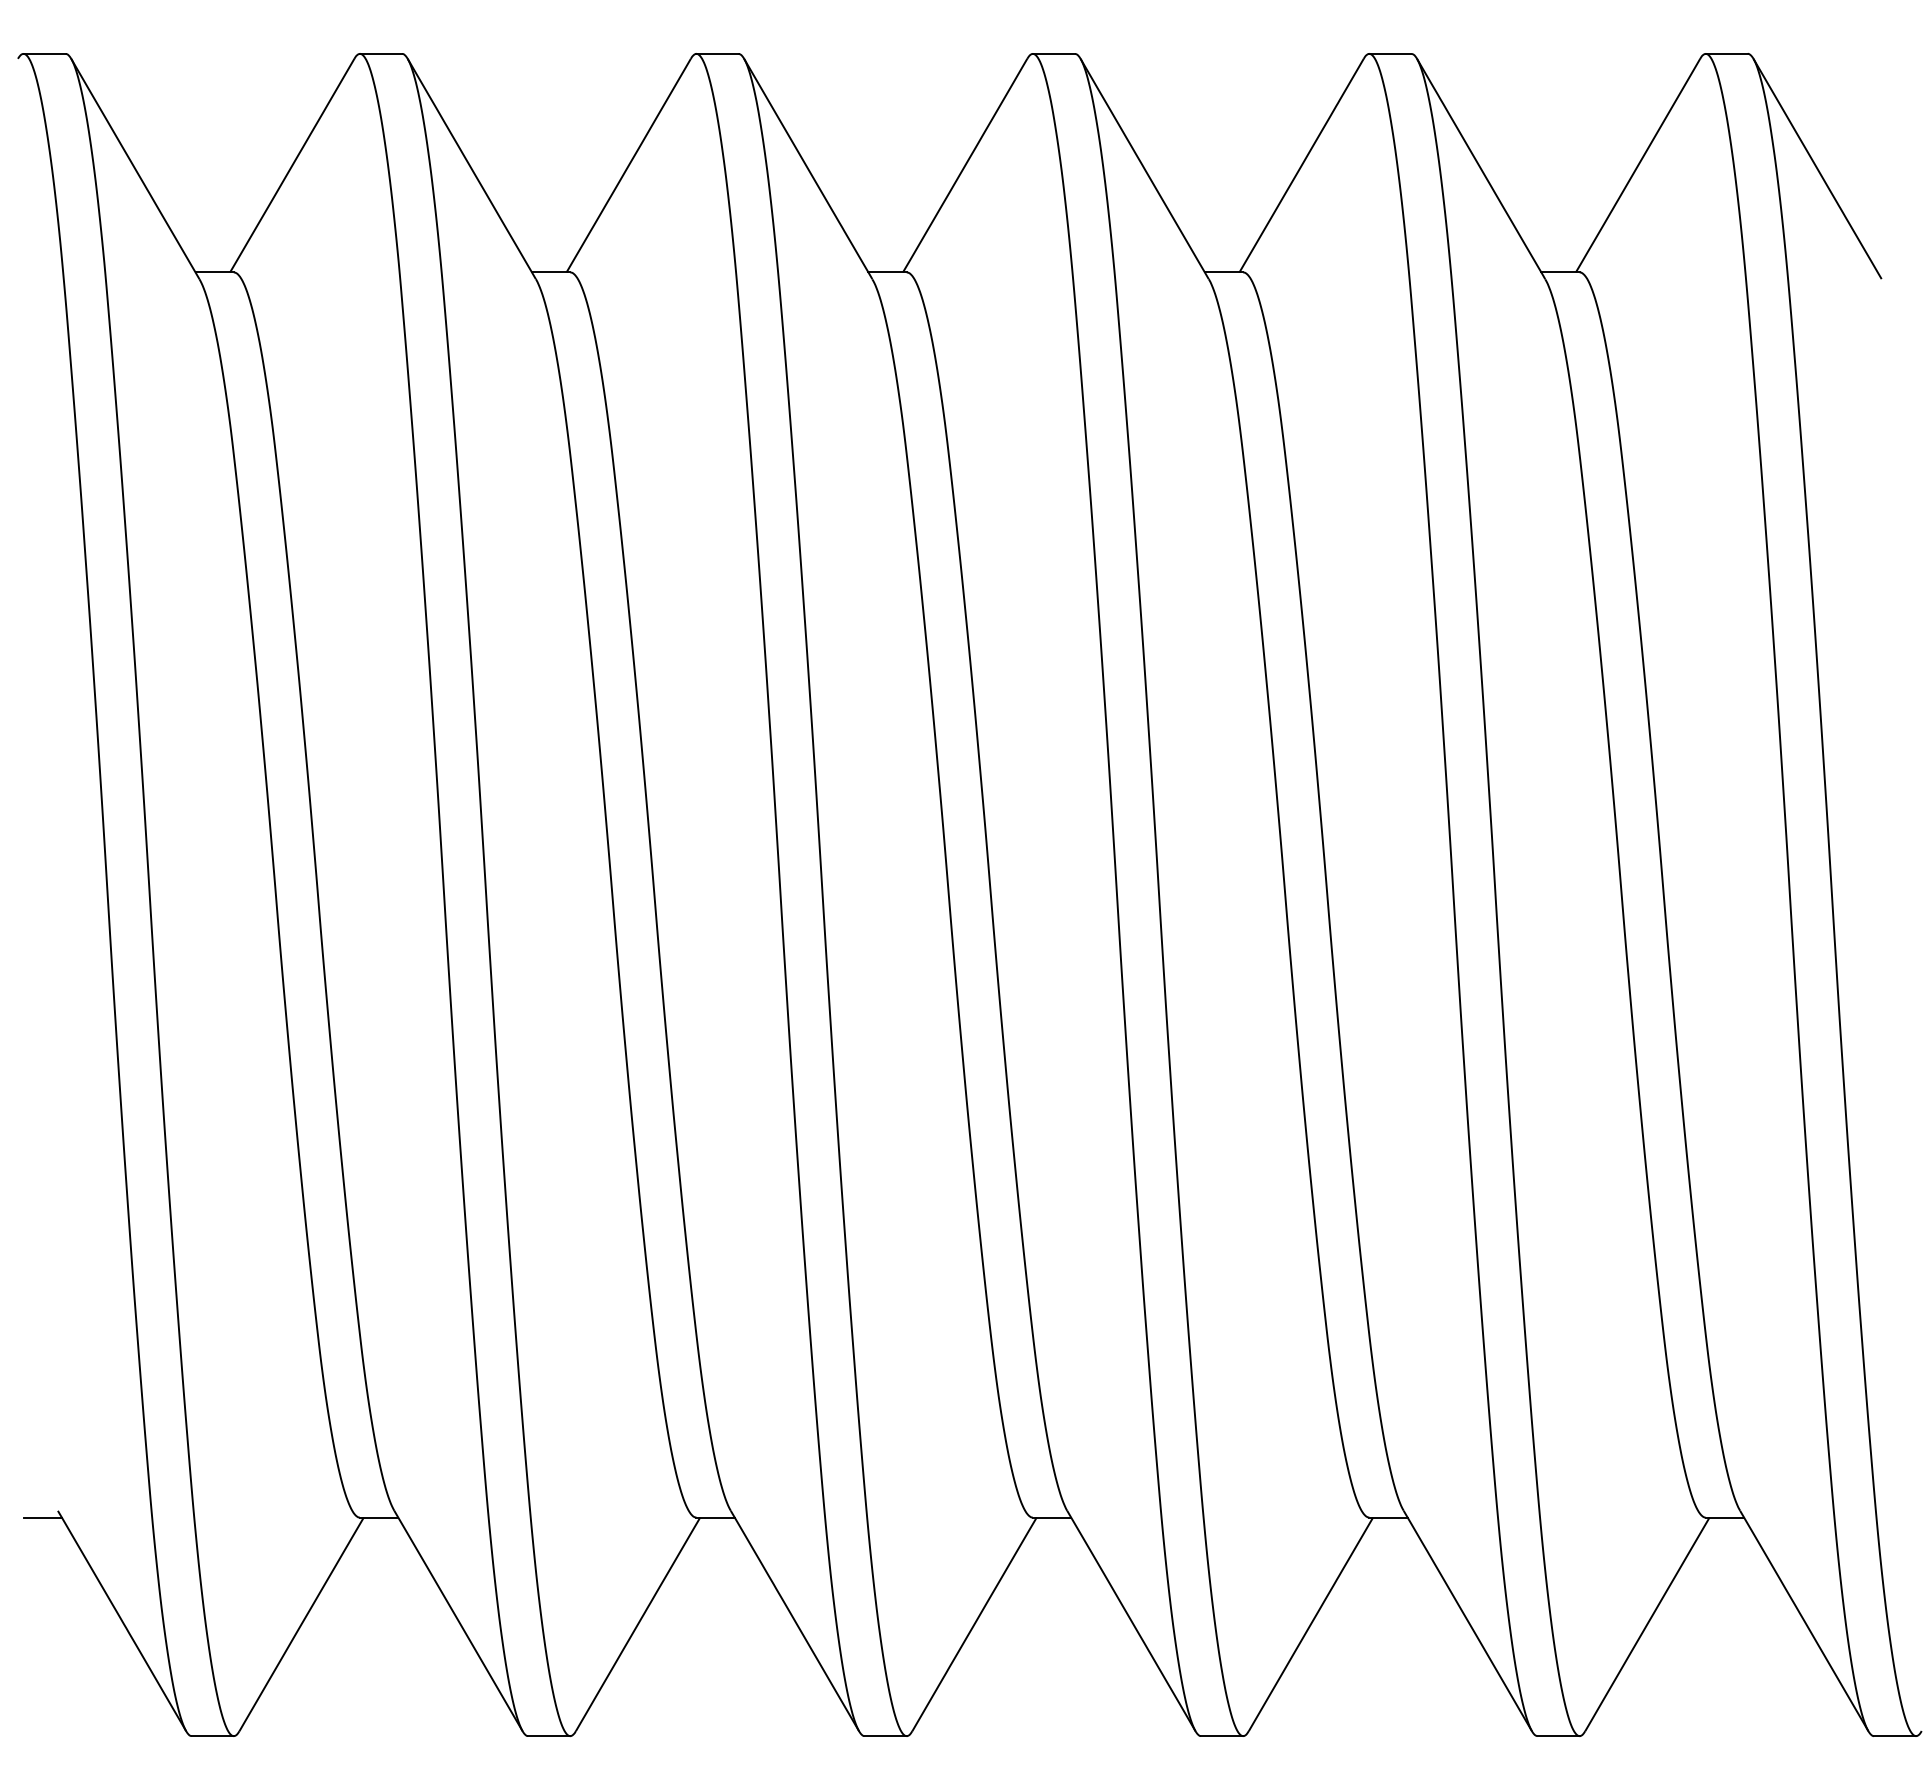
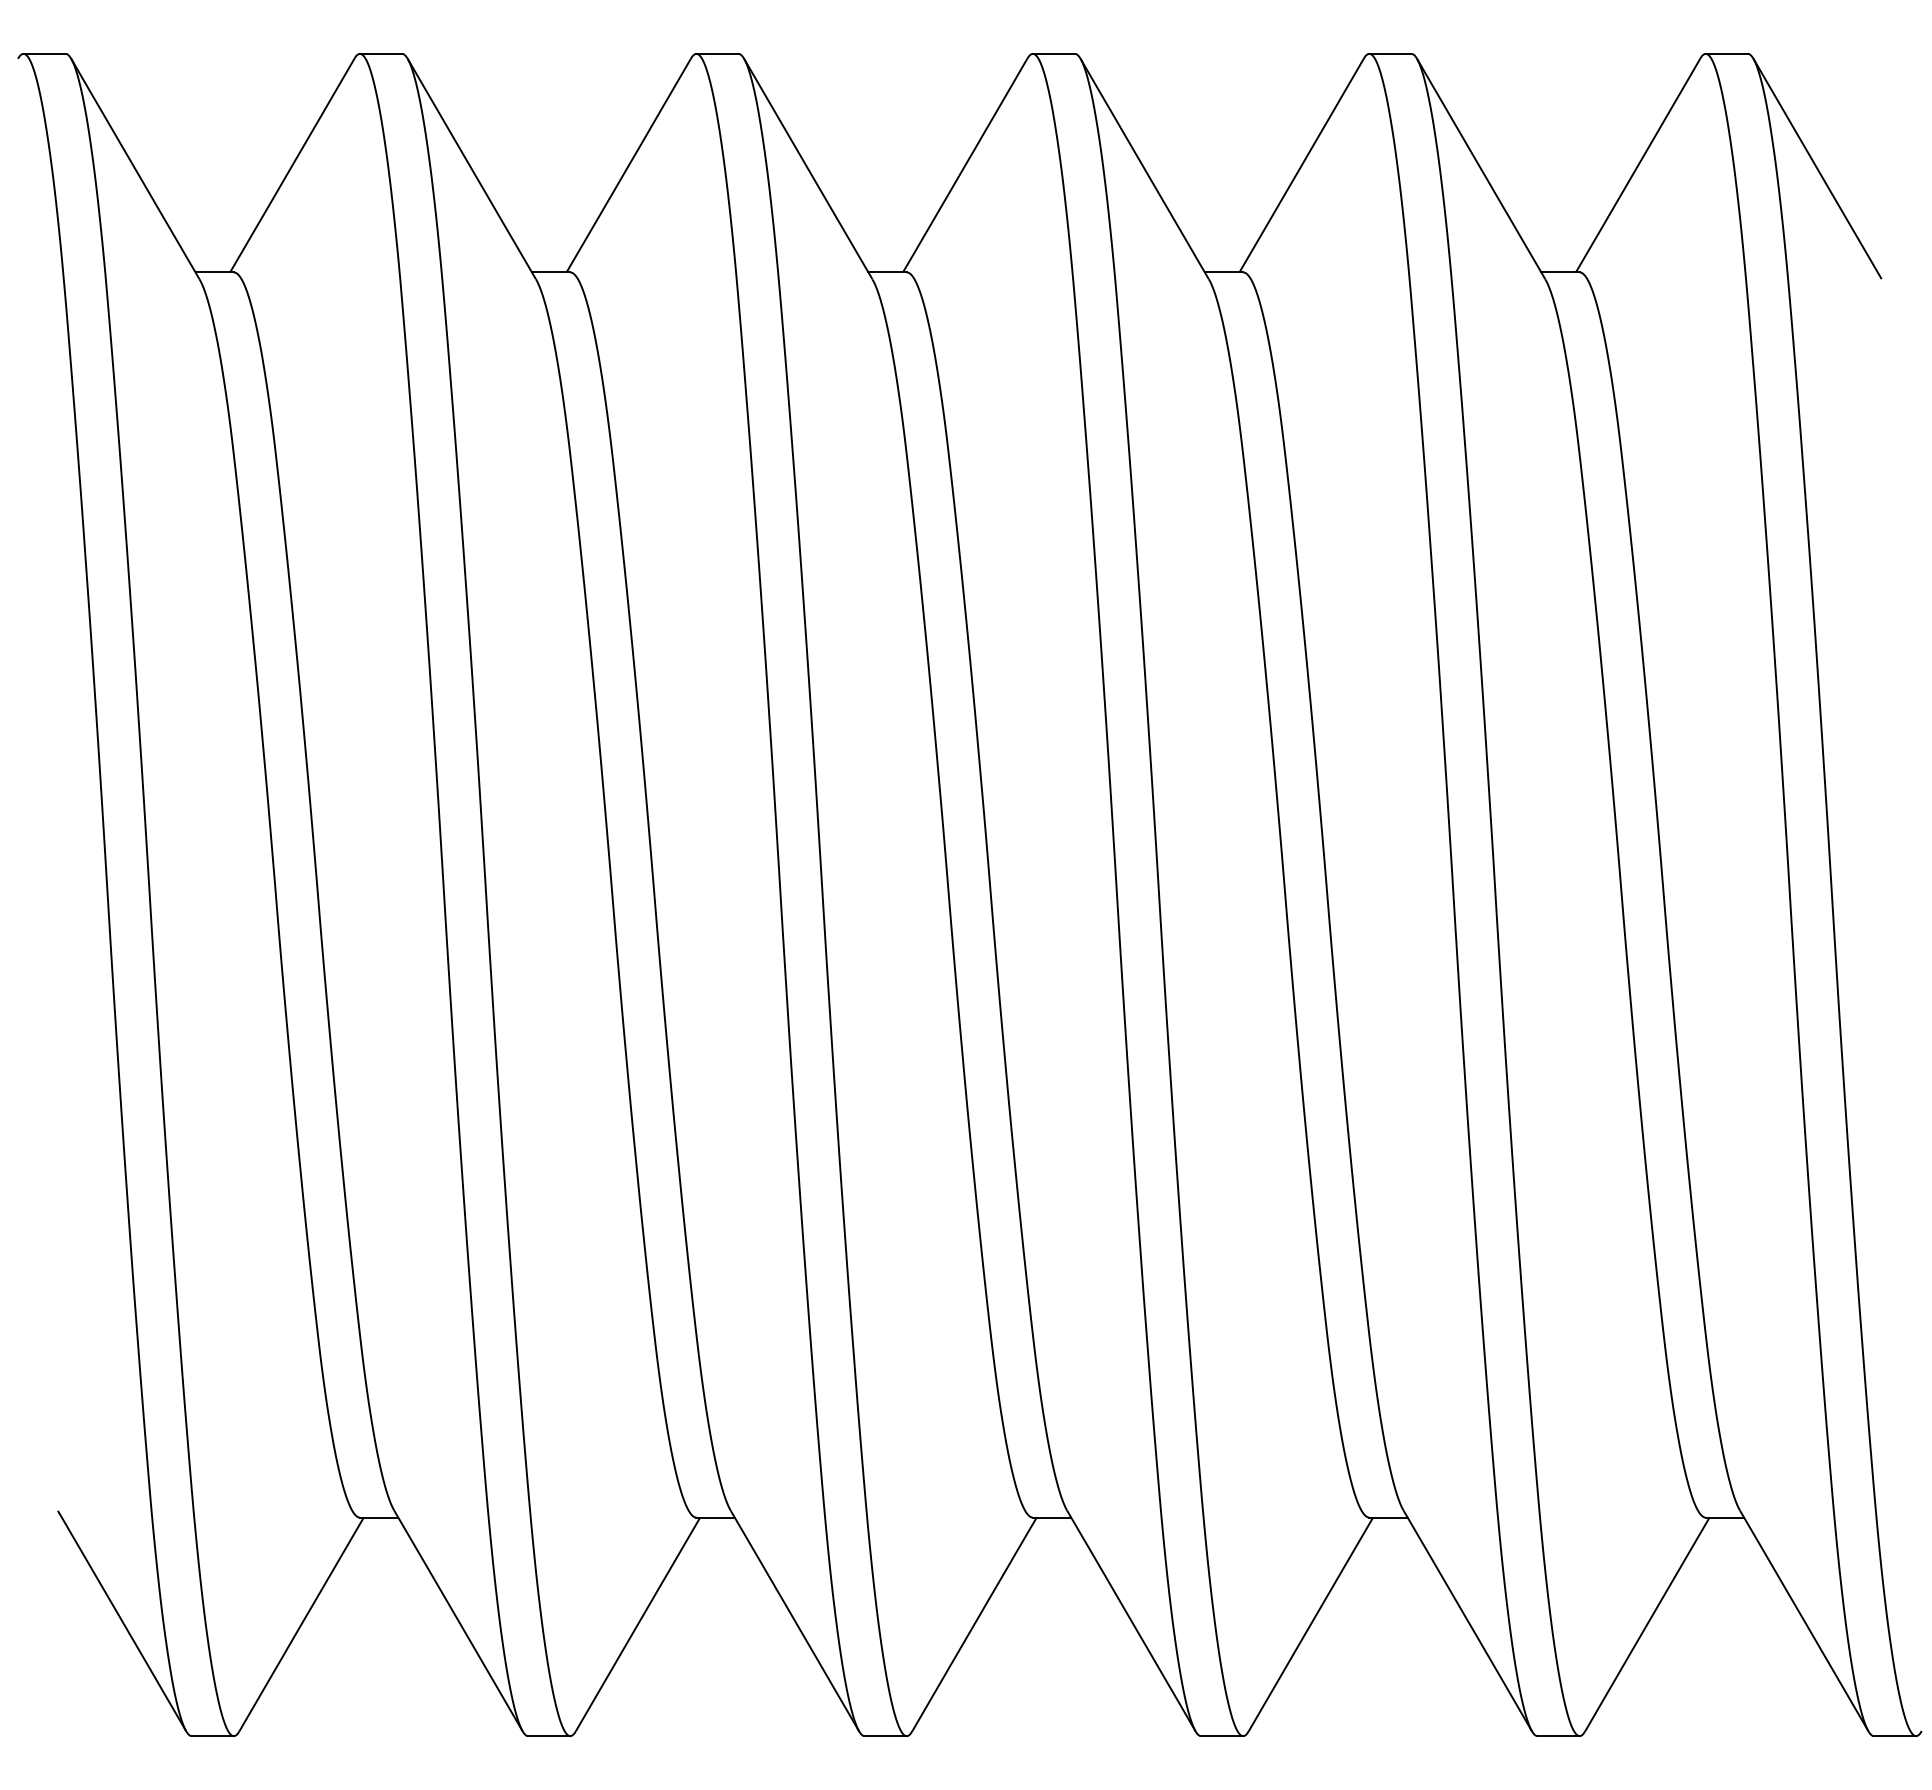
line: present -> none (42, 1517)
